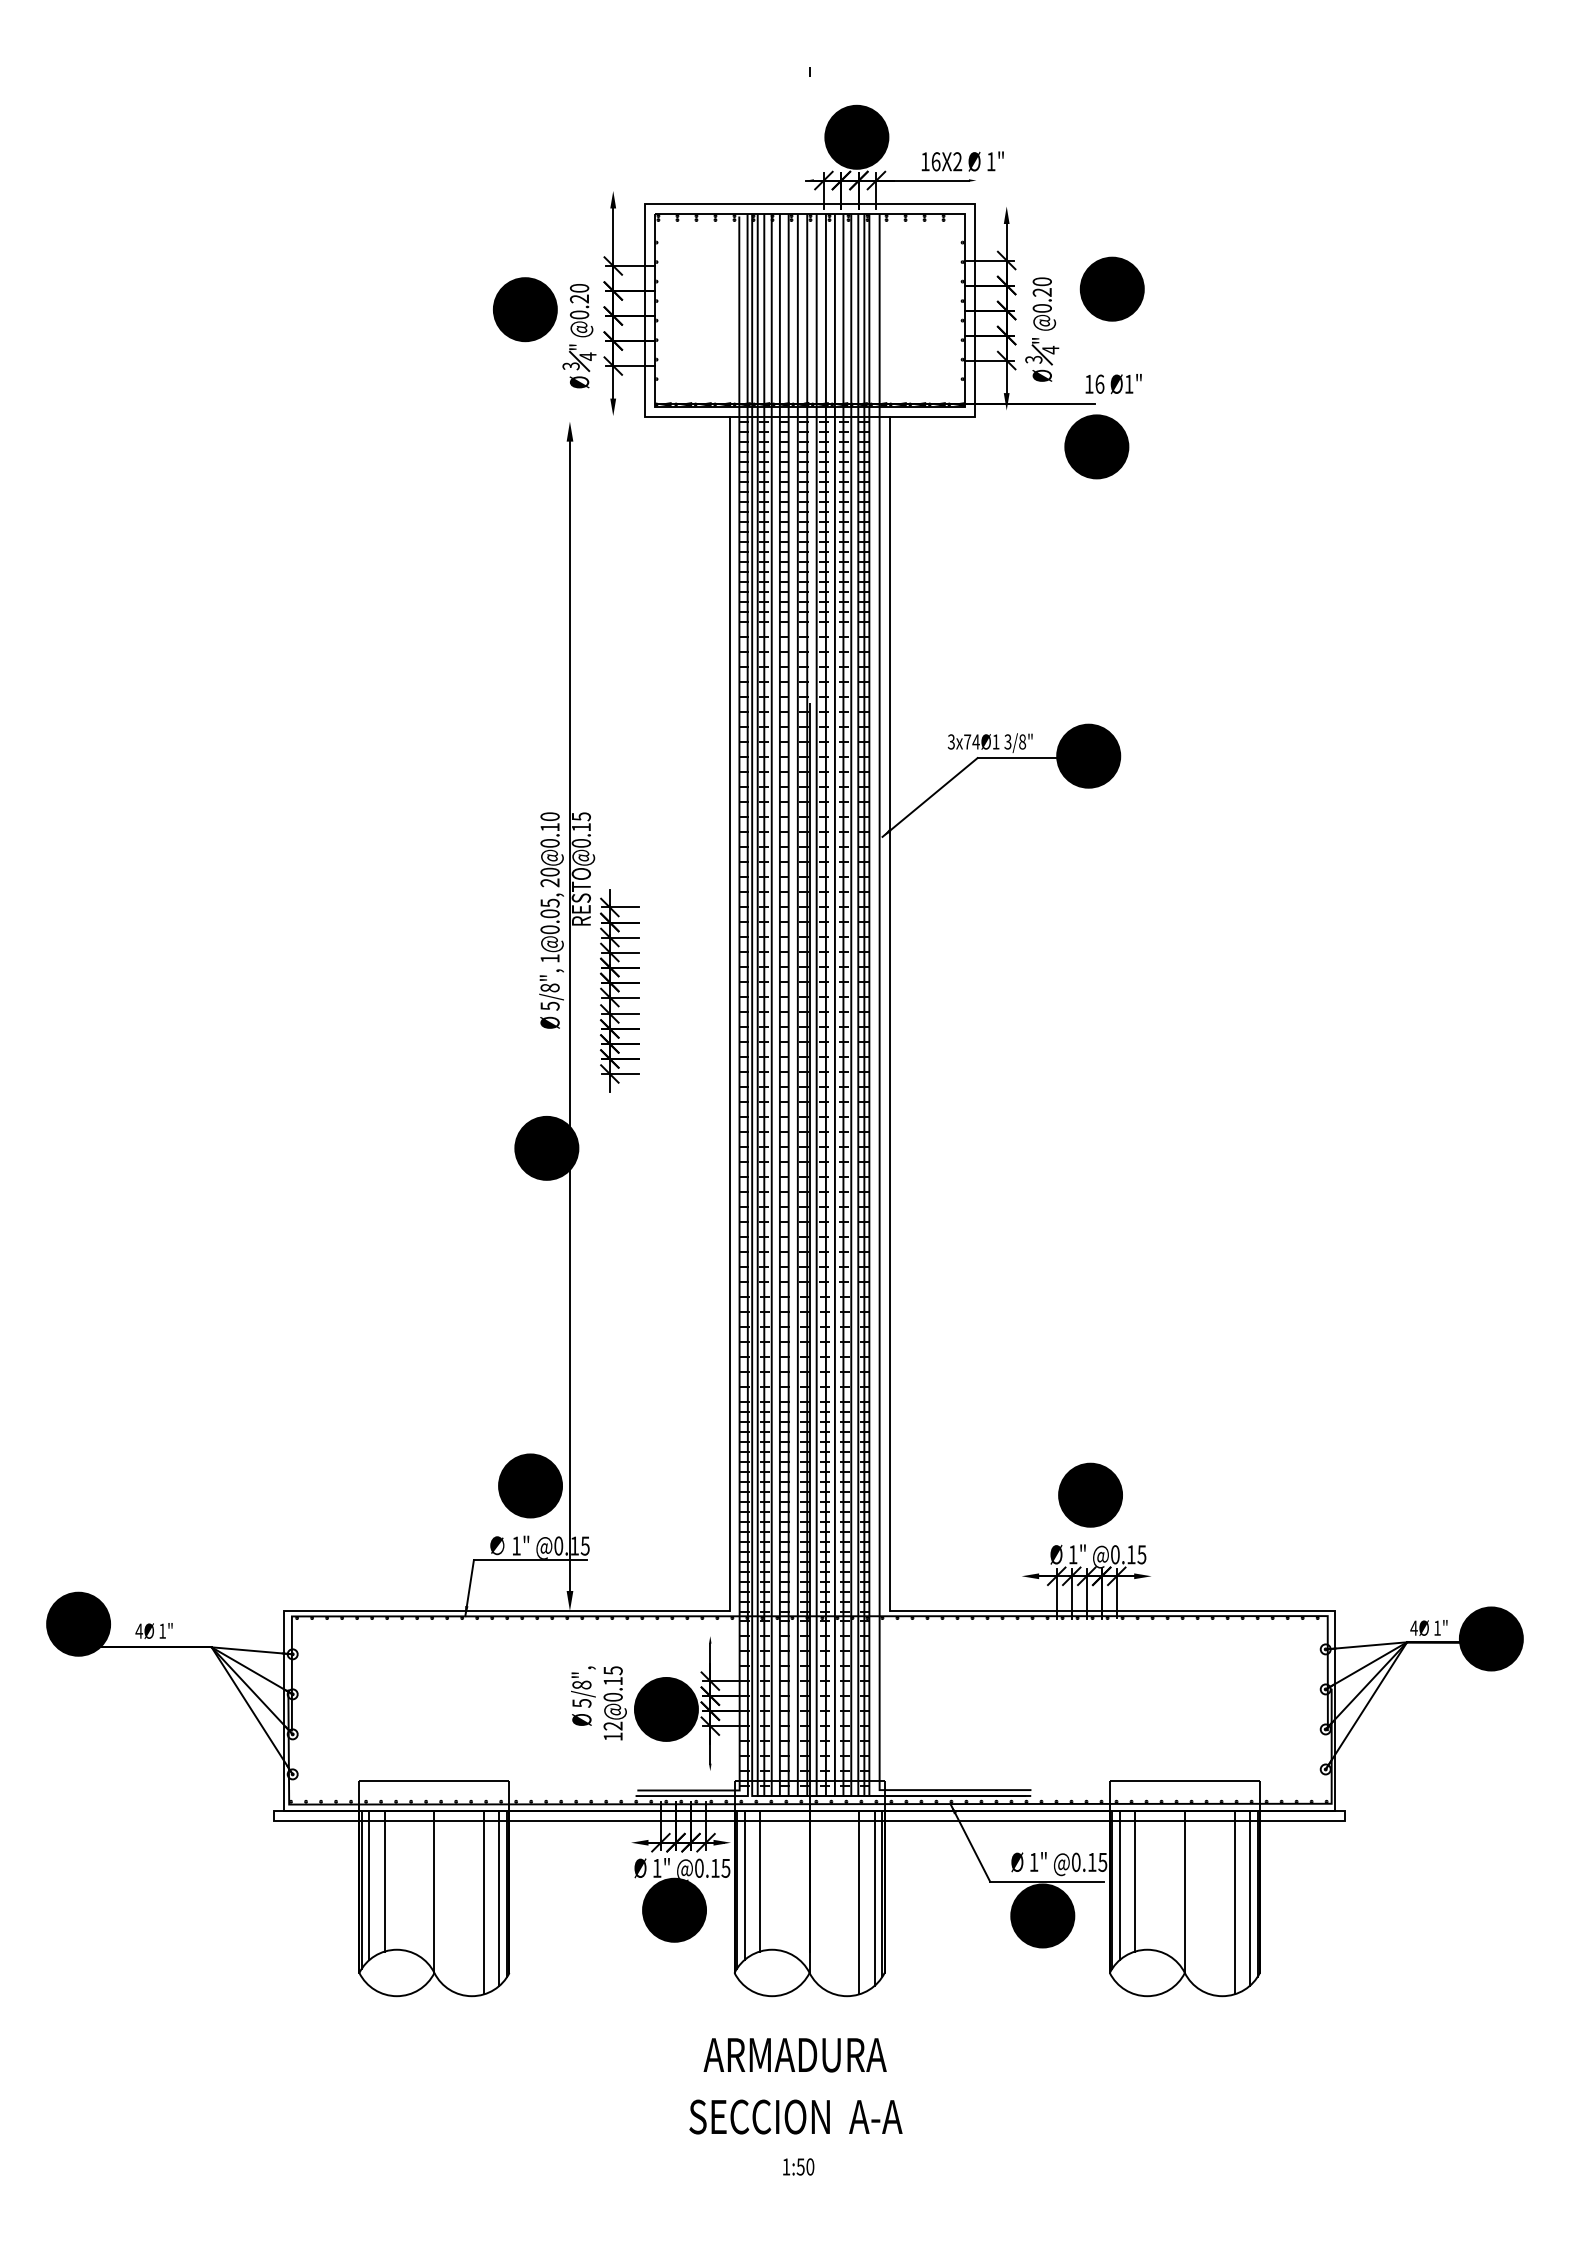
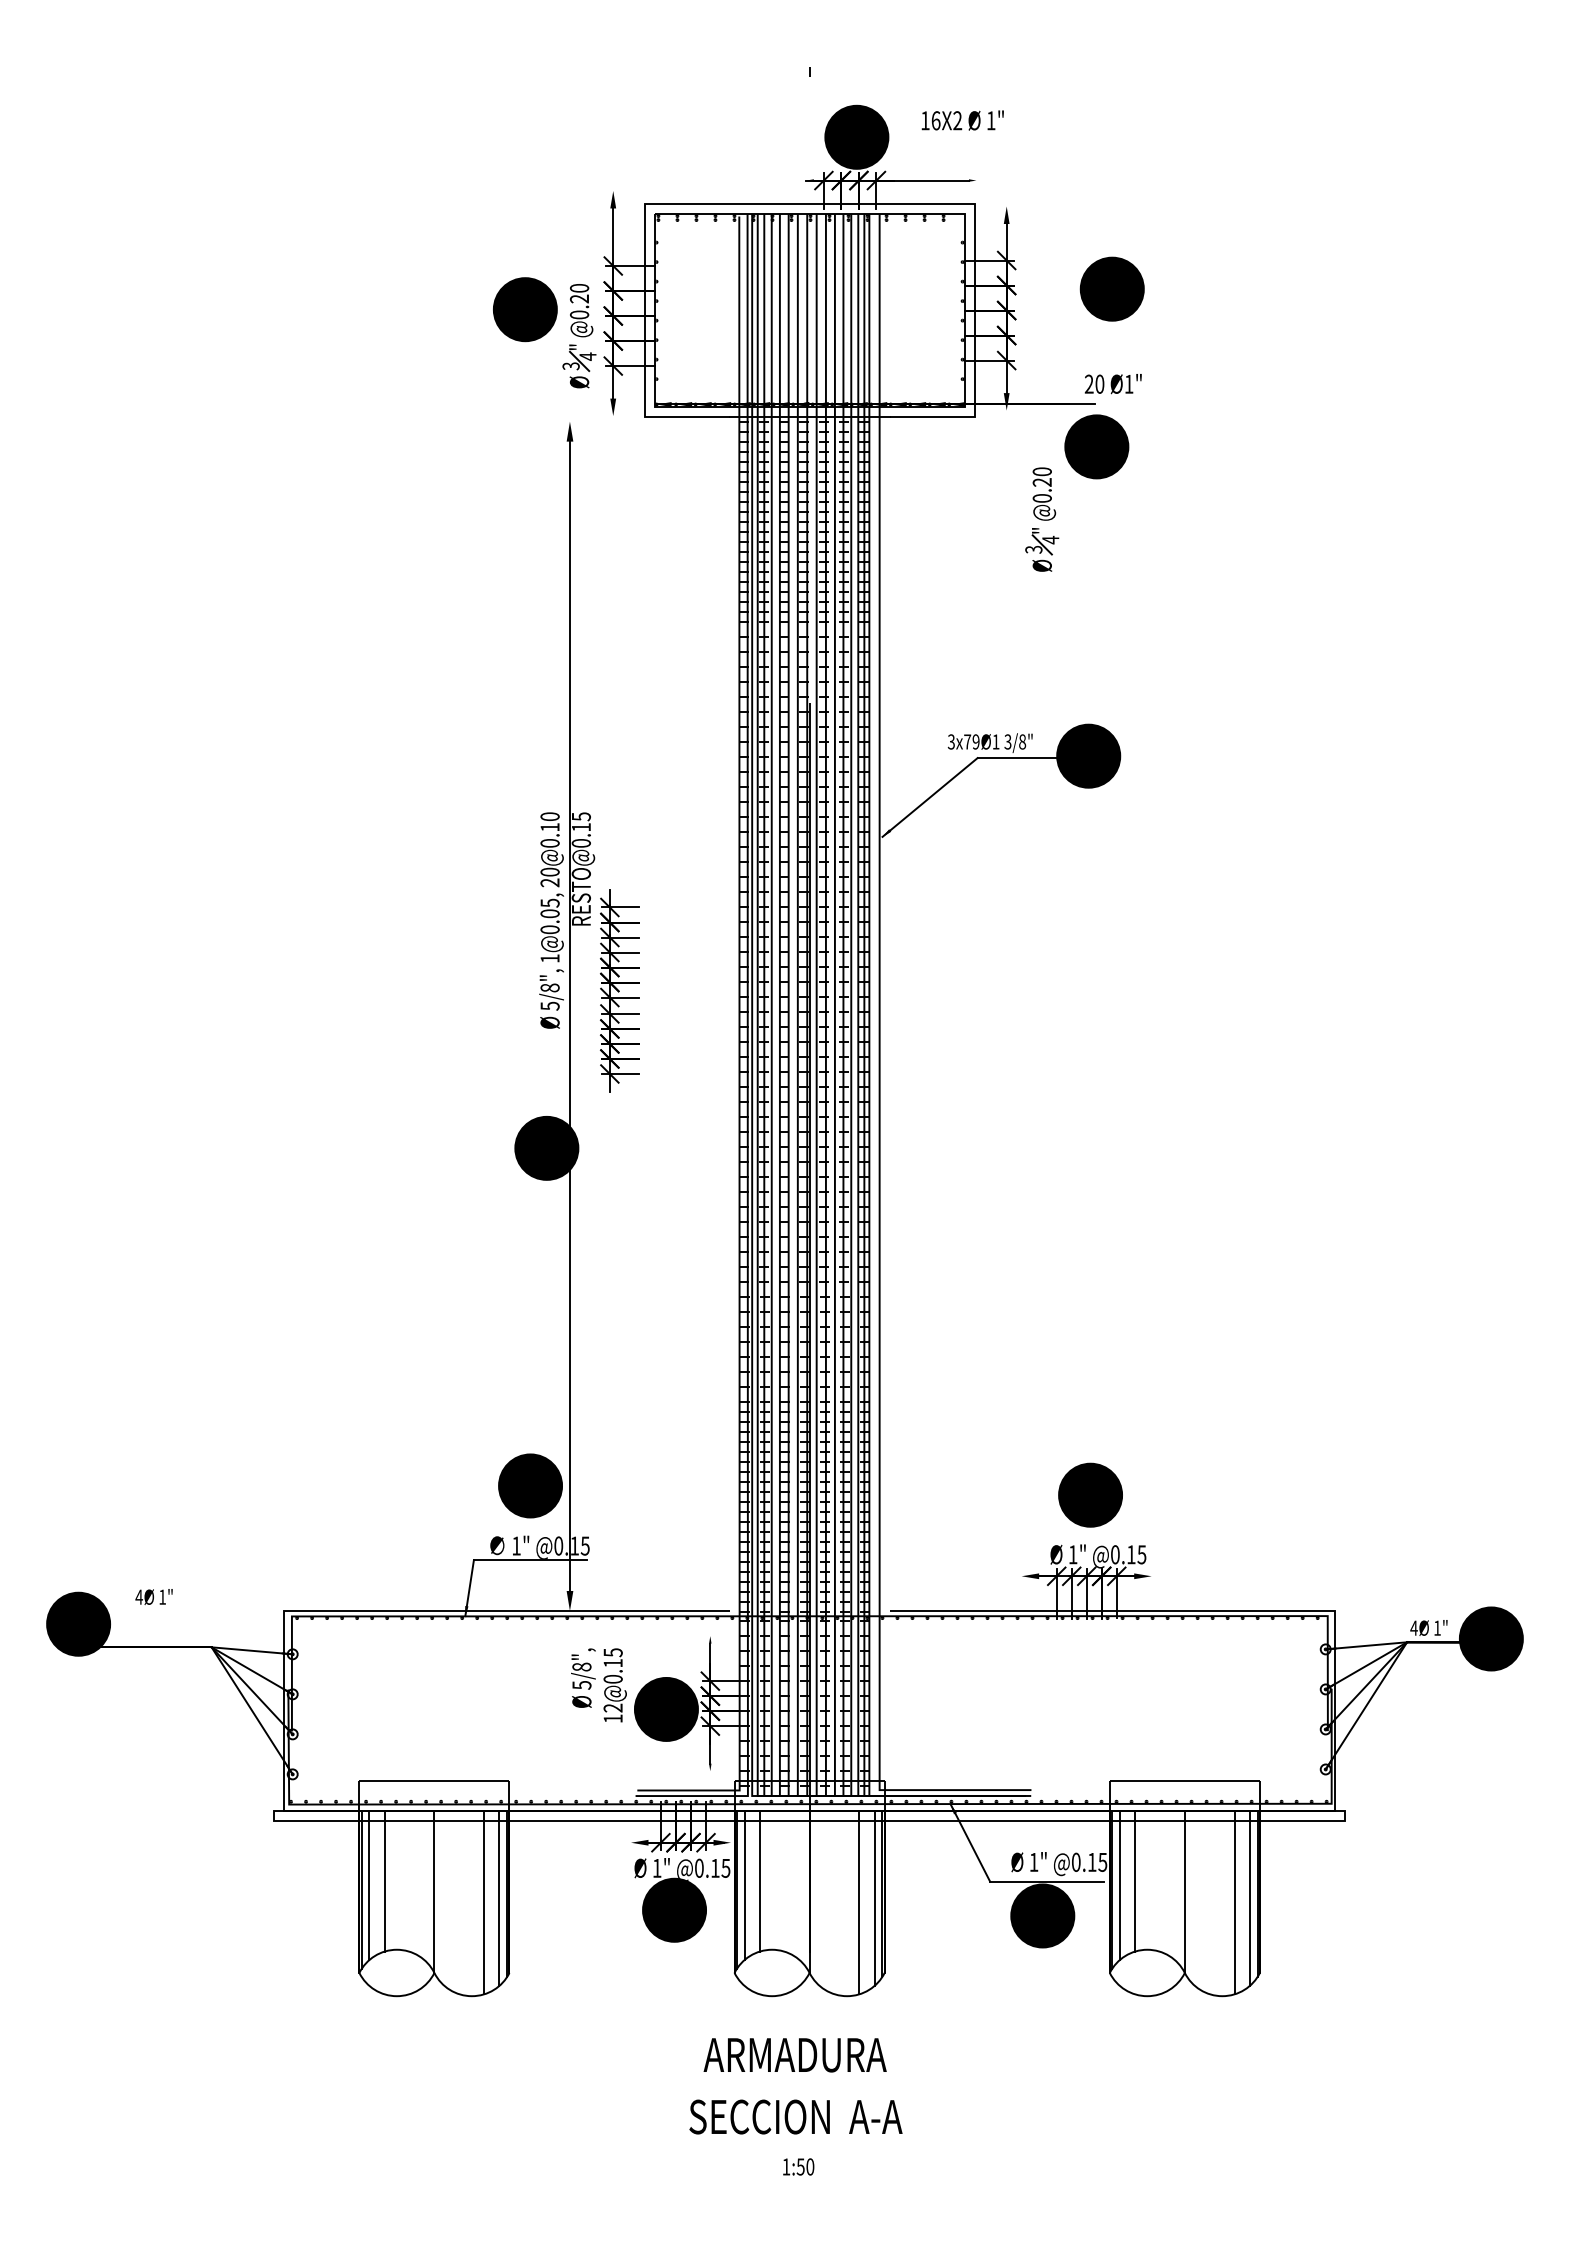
text position: (962, 161) -> (962, 120) (962, 120)
part position: (1042, 329) -> (1042, 519) (1042, 519)
text: 16 -> 20 (1094, 383)
text: 3x74Ø1 -> 3x79Ø1 (975, 741)
line: present -> none (729, 1013)
line: present -> none (889, 1013)
text position: (153, 1630) -> (153, 1596) (153, 1596)
text position: (598, 1703) -> (598, 1685) (598, 1685)
